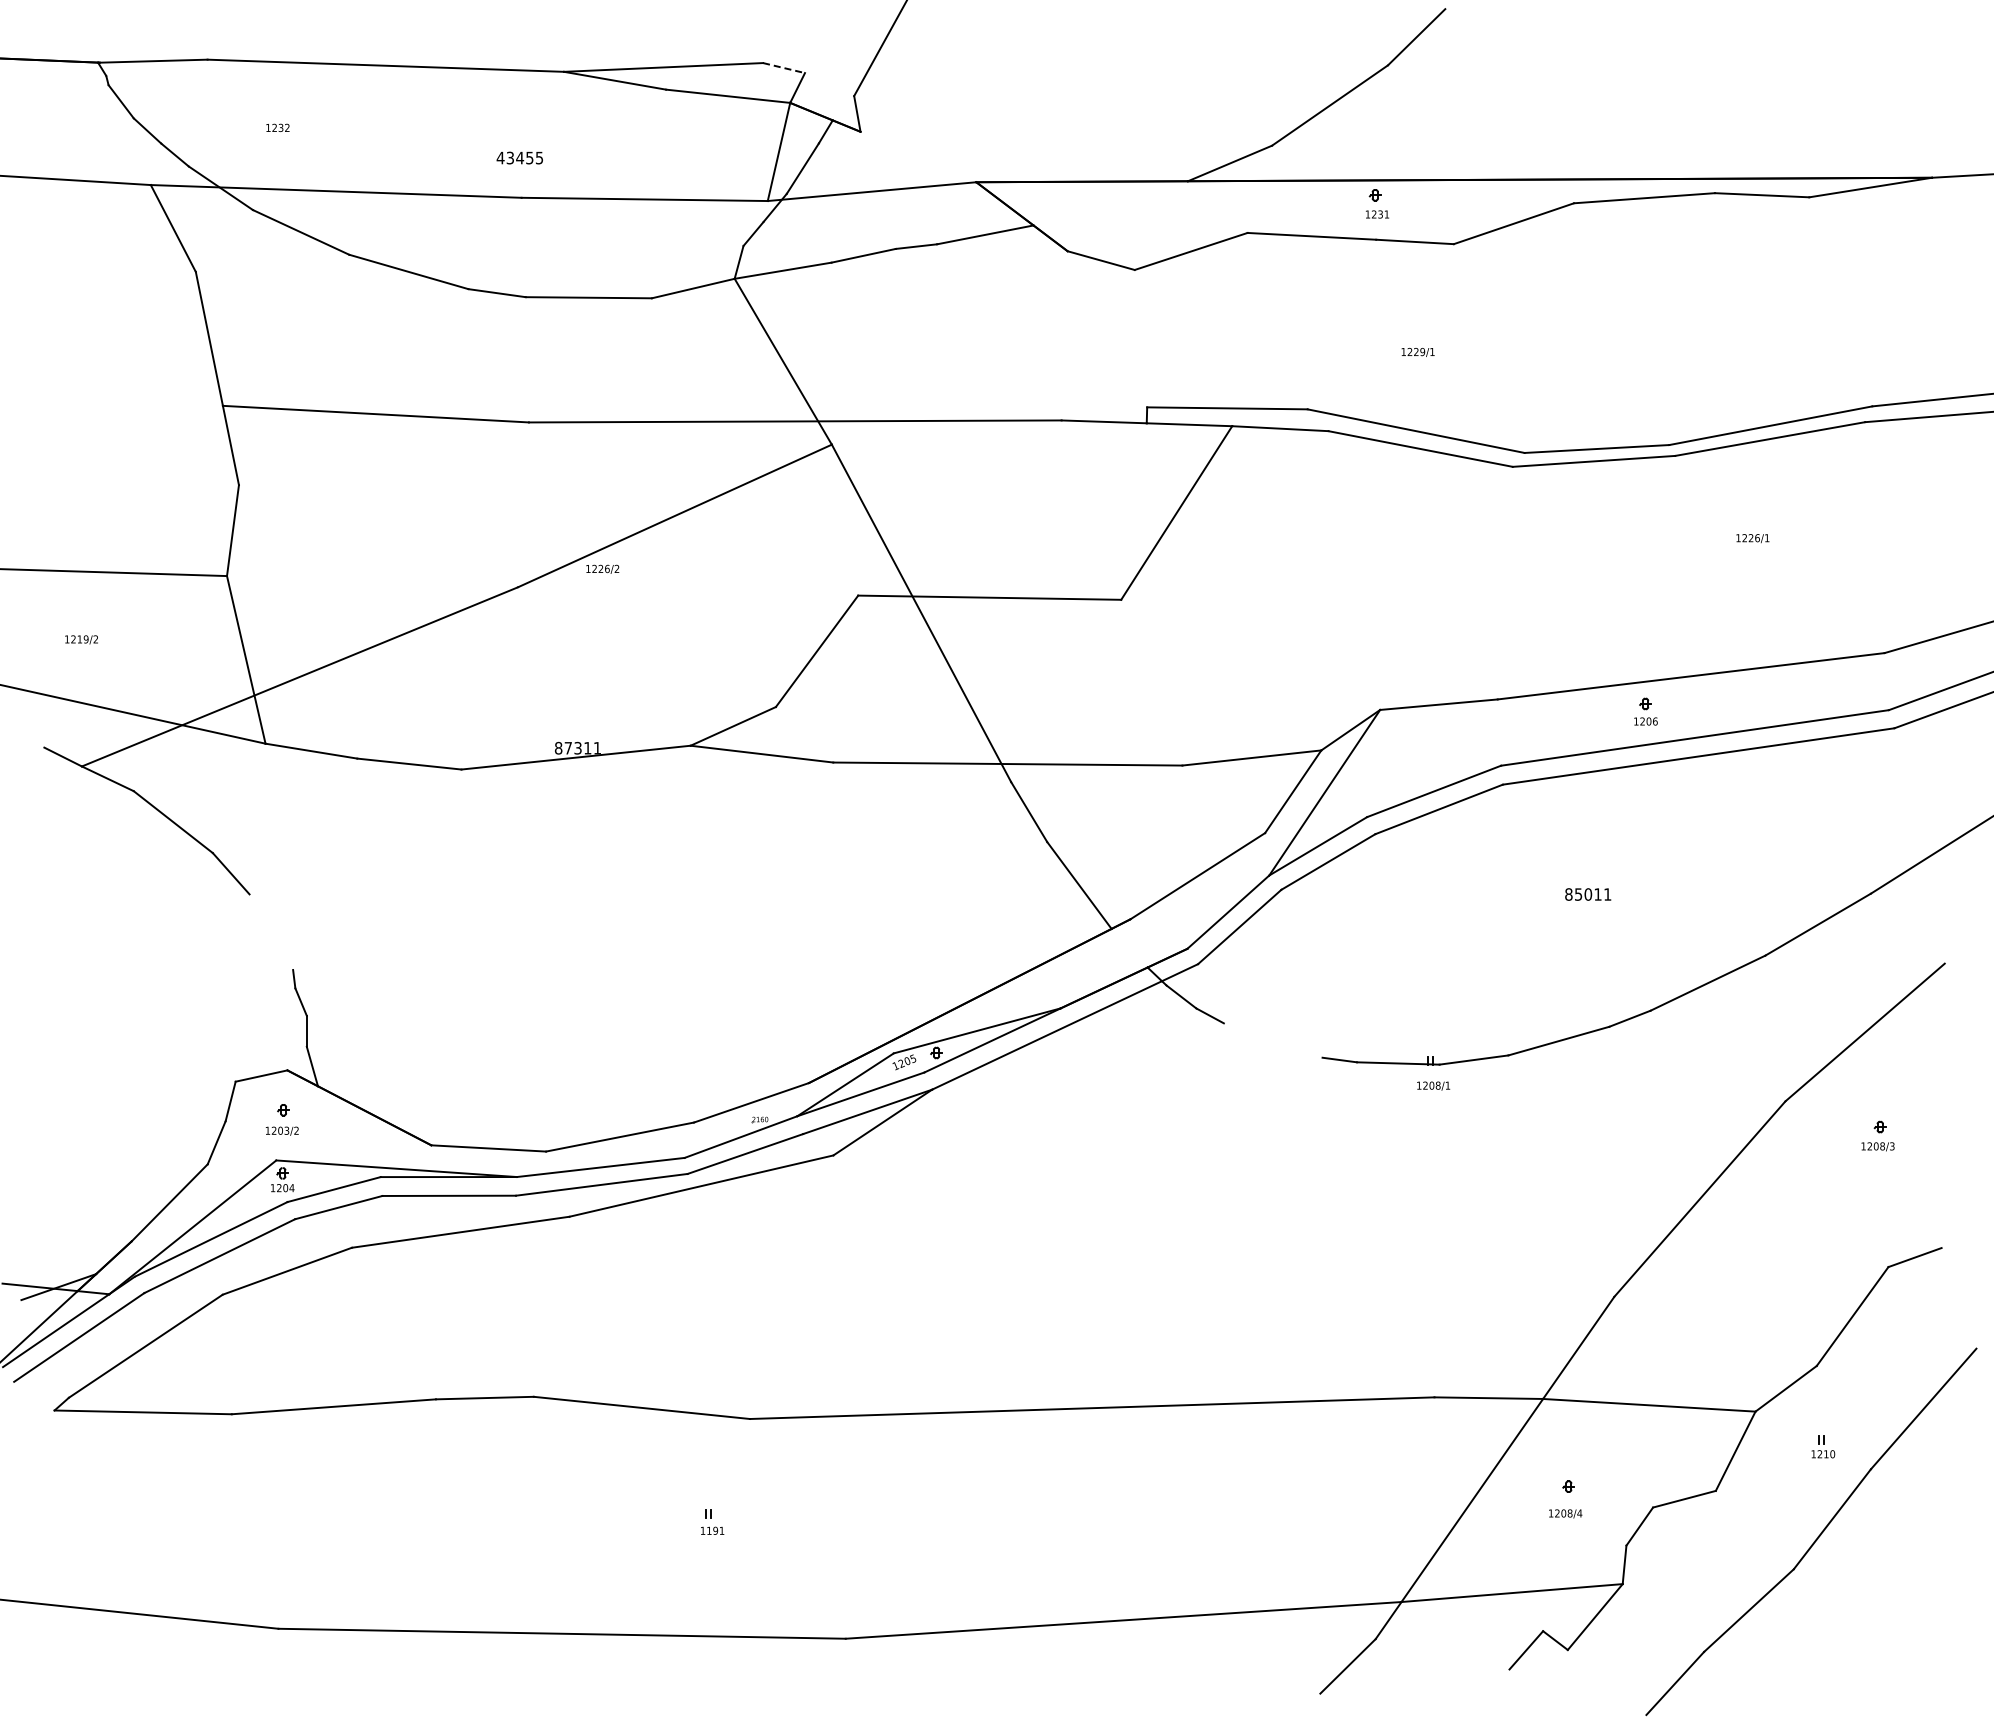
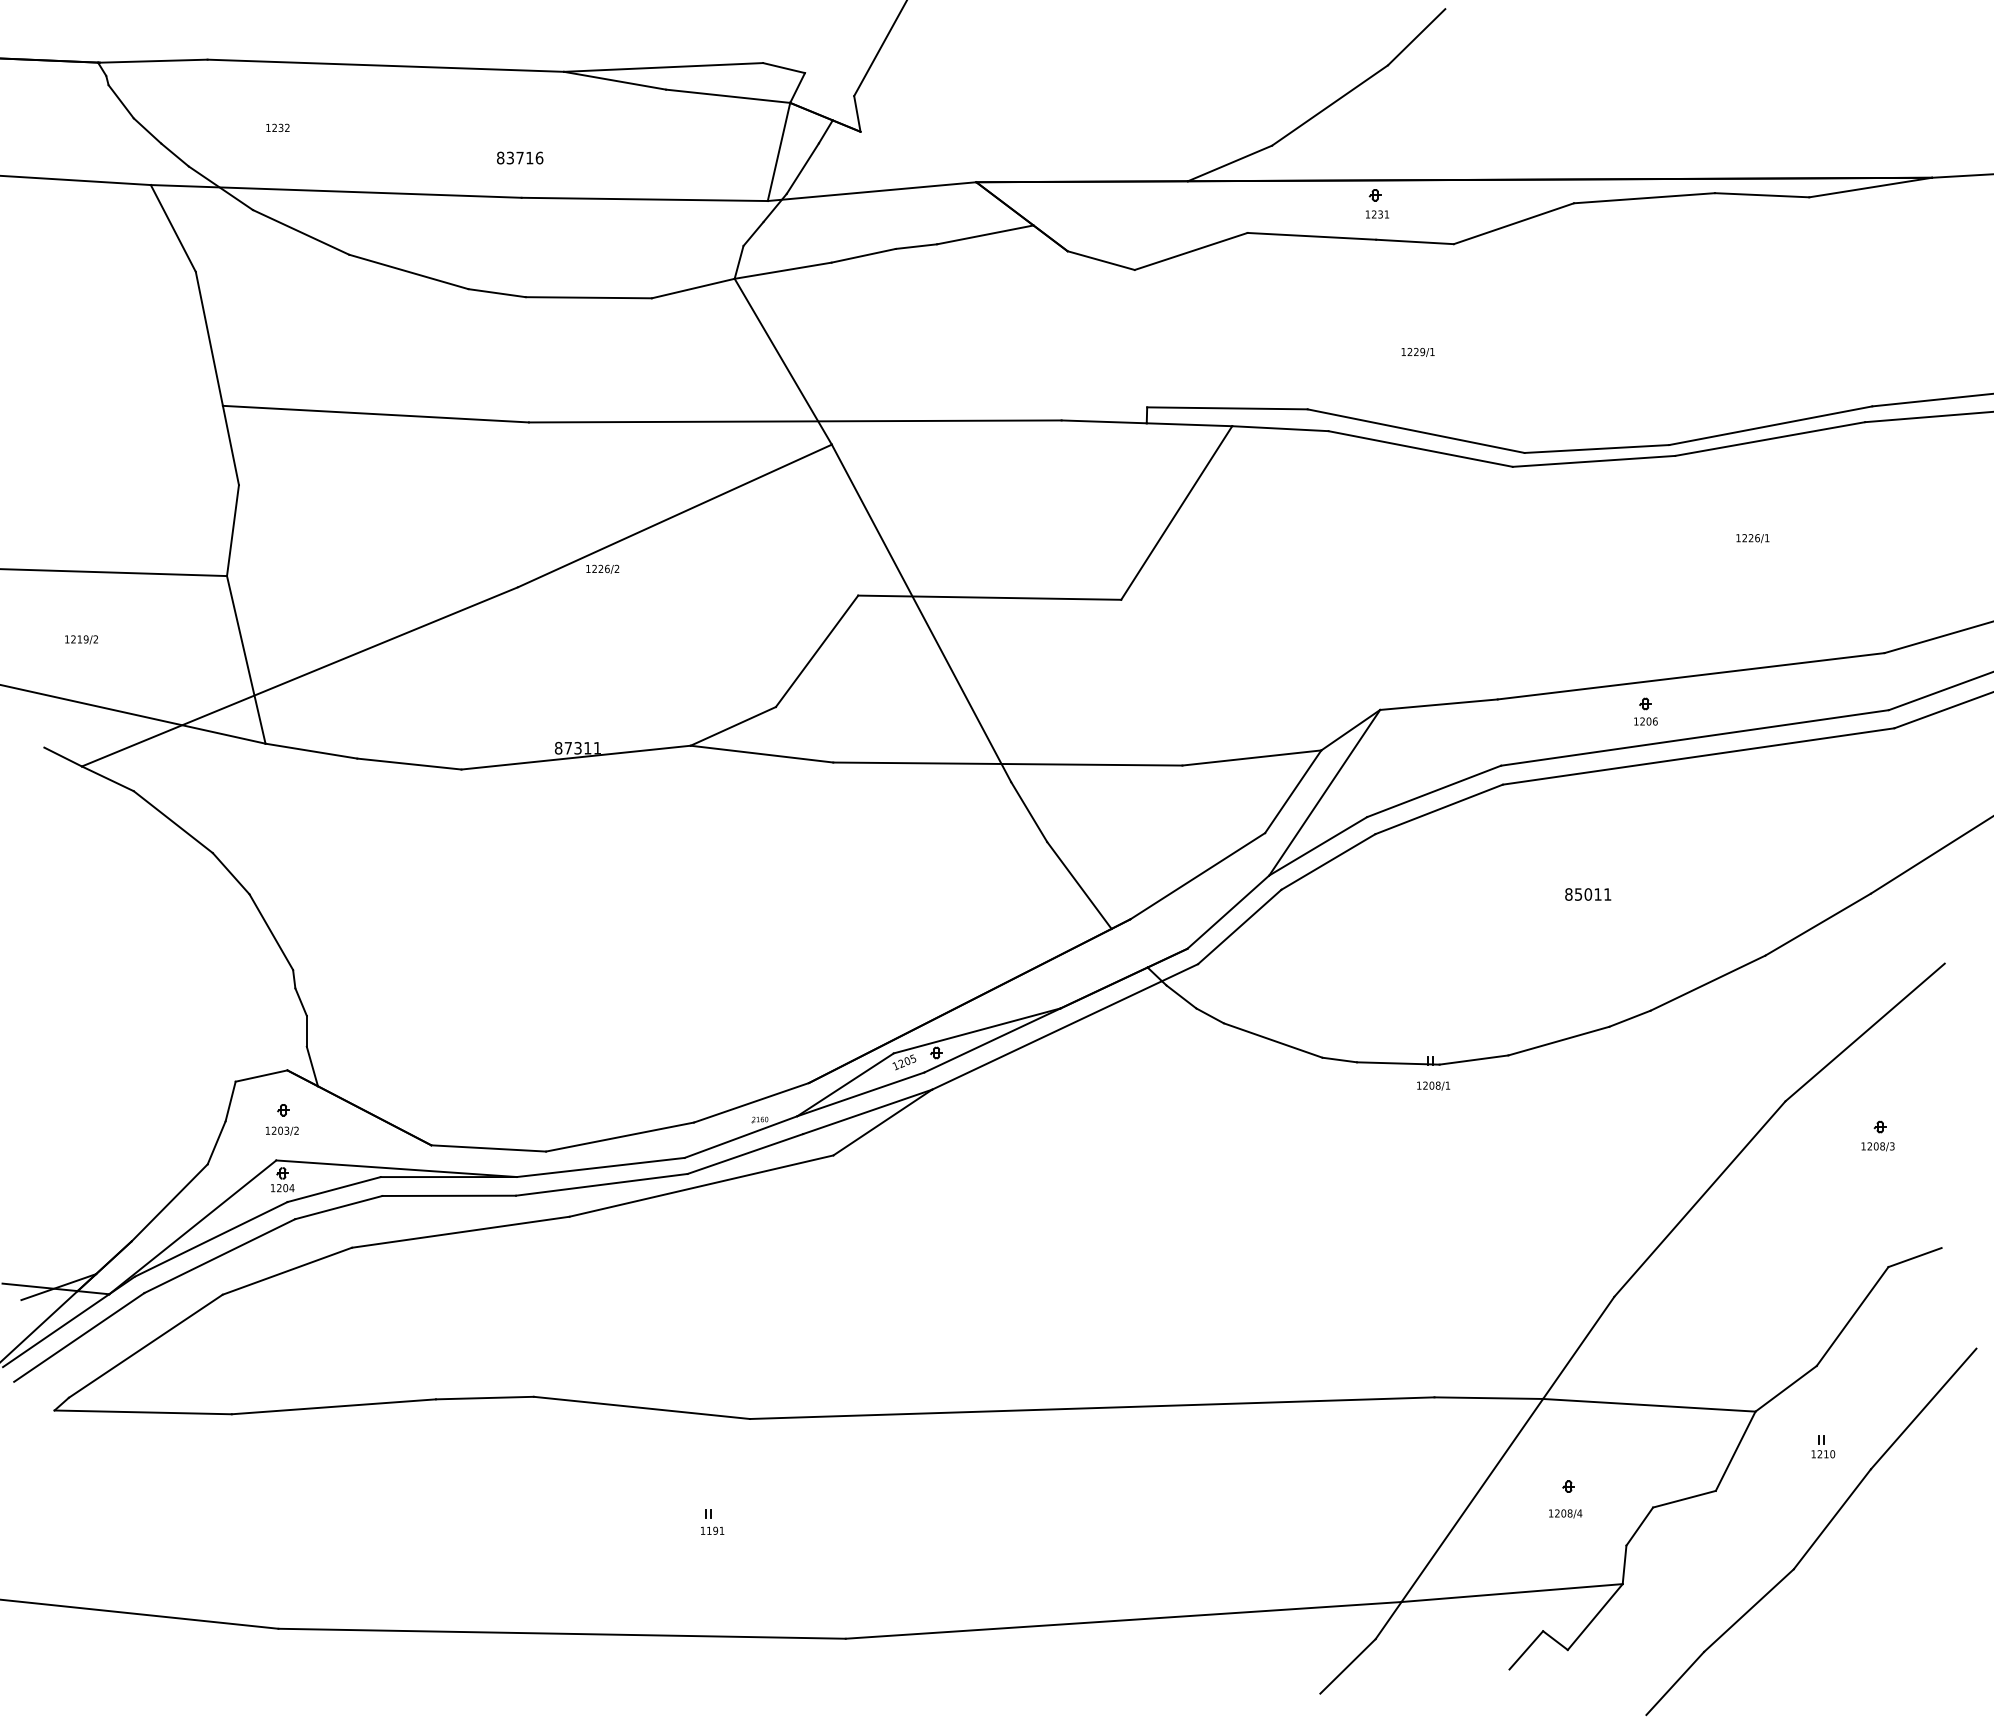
line: dashed -> solid (784, 68)
text: 43455 -> 83716 (519, 157)
line: none -> present (271, 932)
line: none -> present (1272, 1040)
